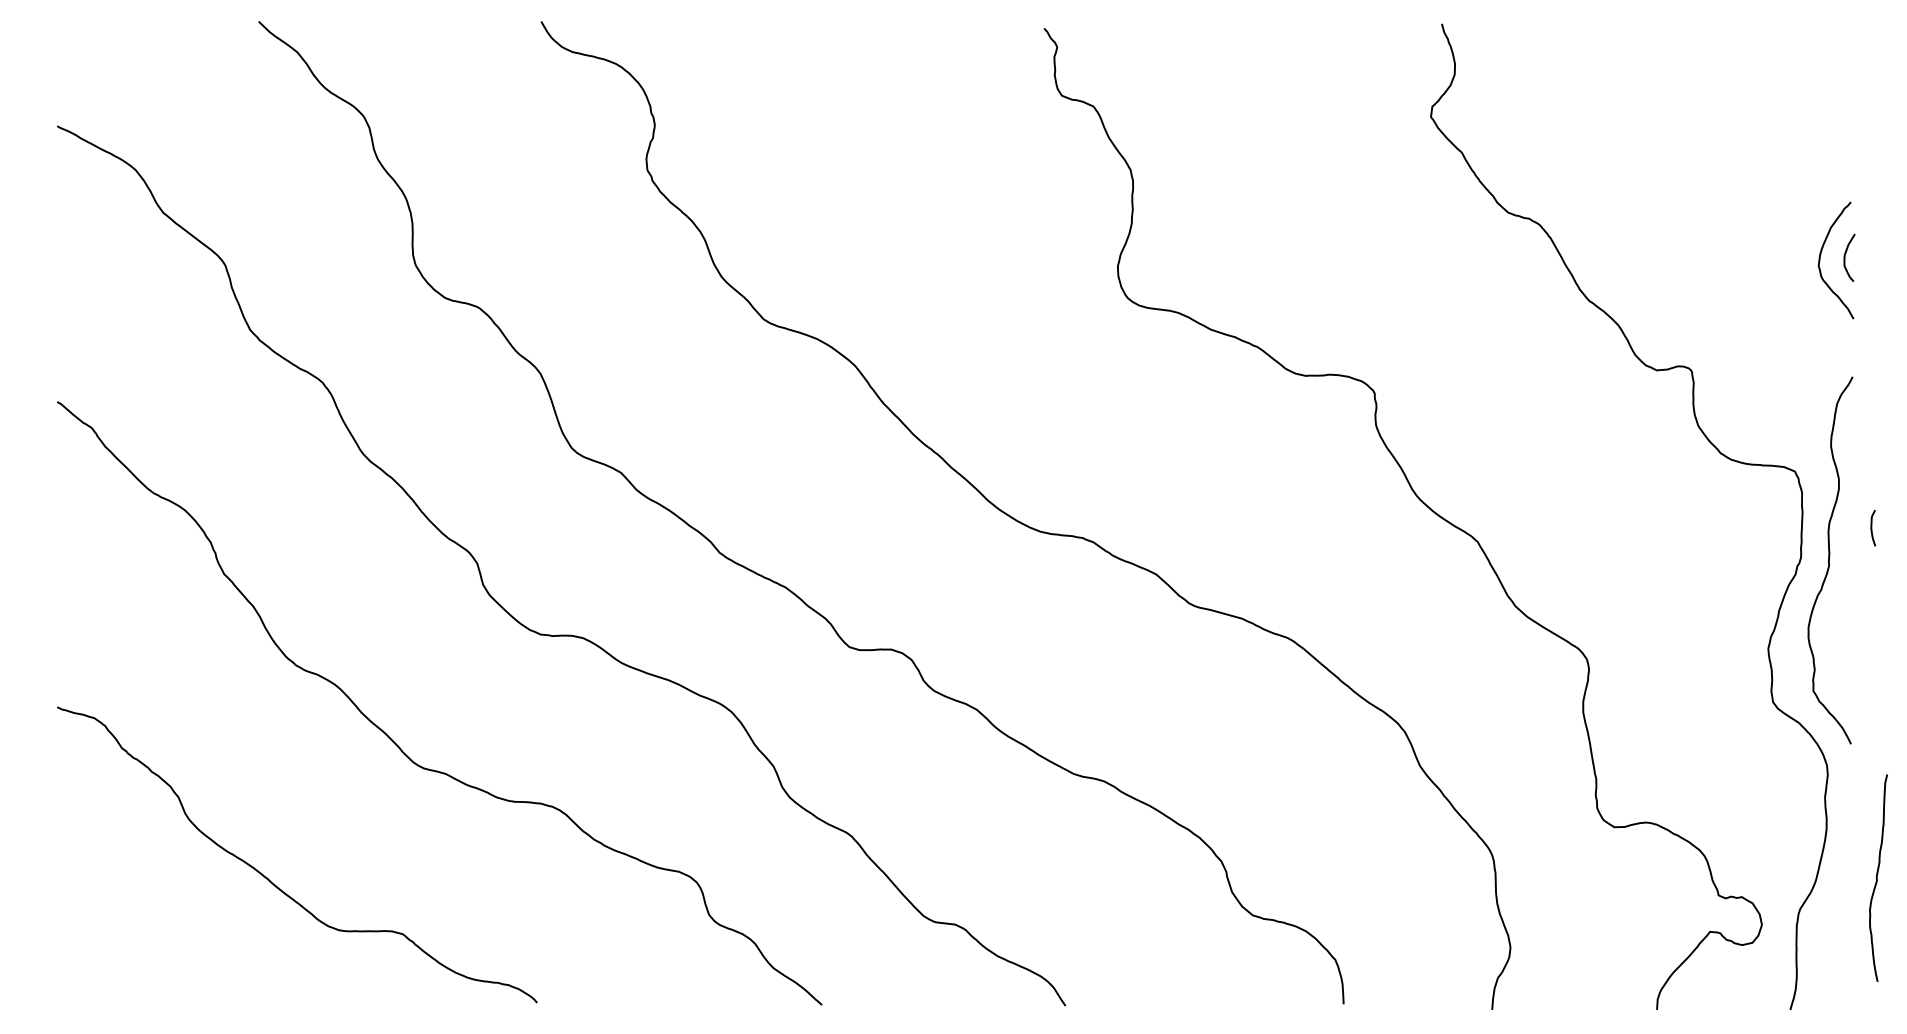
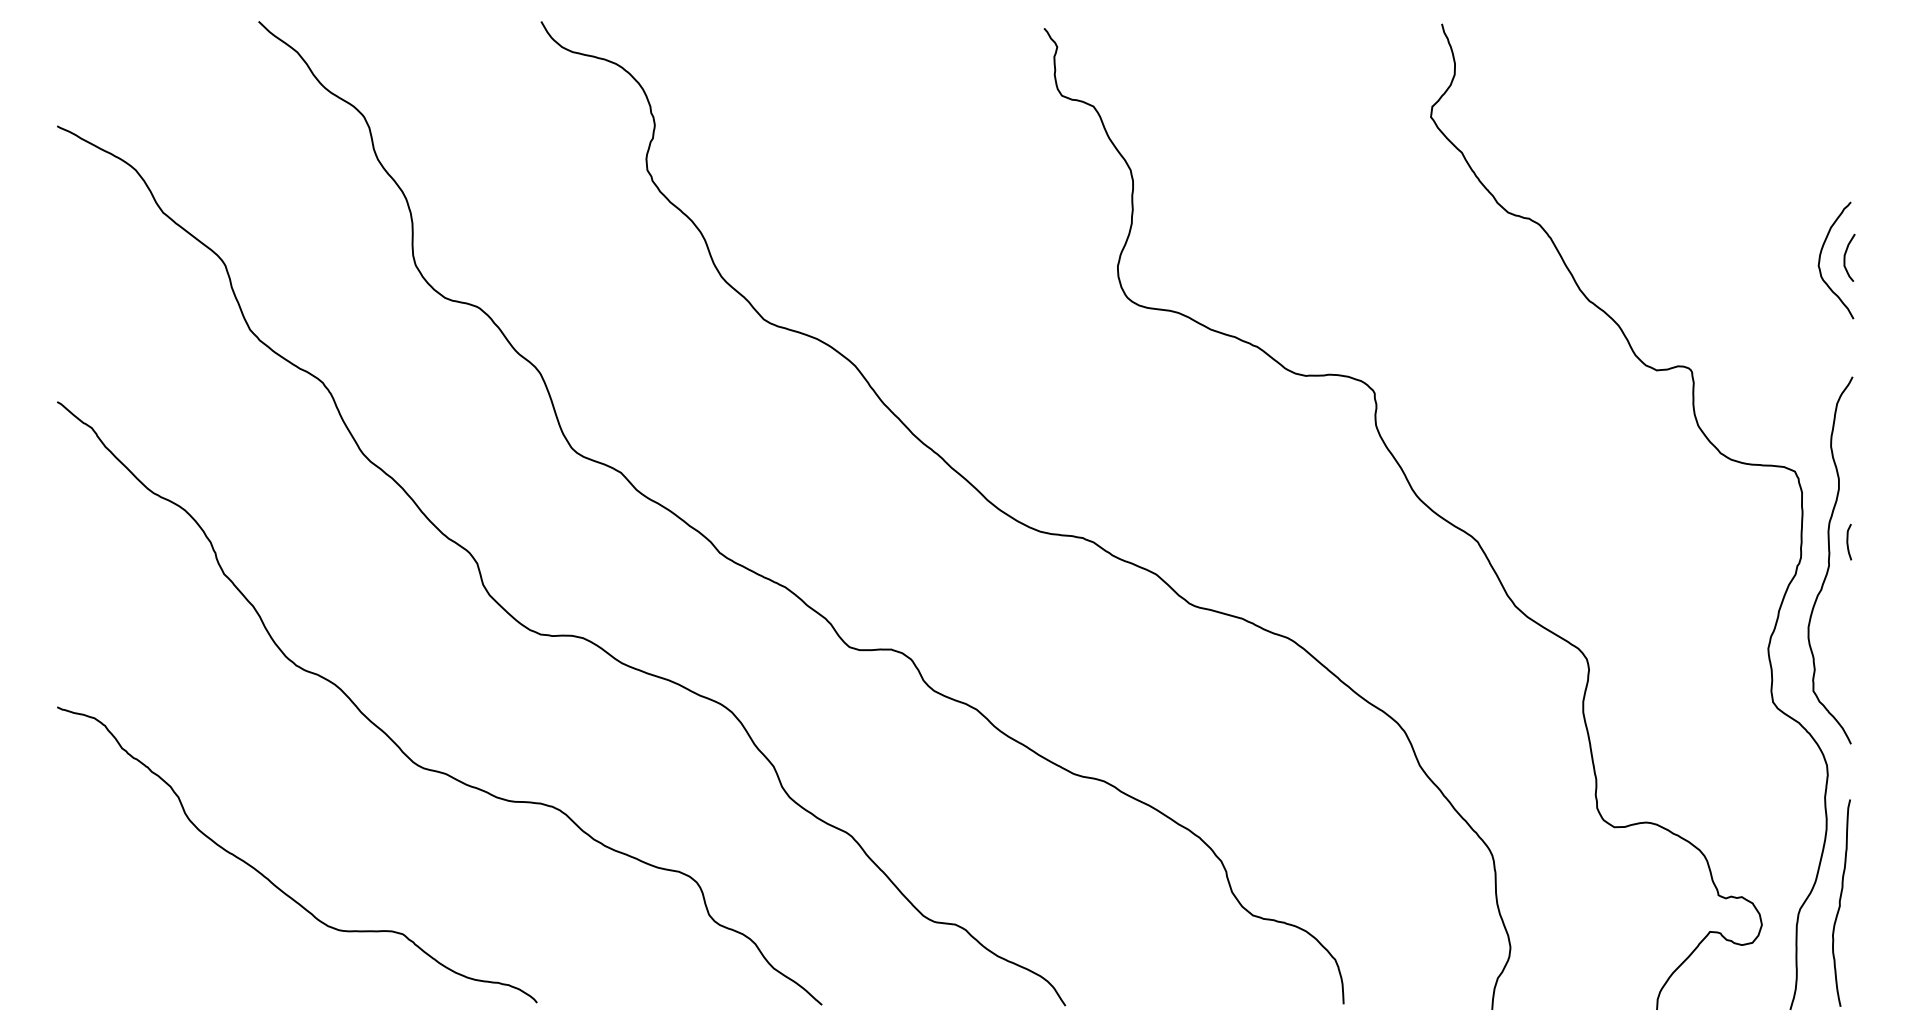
curve position: (1872, 527) -> (1848, 541) (1848, 541)
curve position: (1877, 877) -> (1840, 902) (1840, 902)
